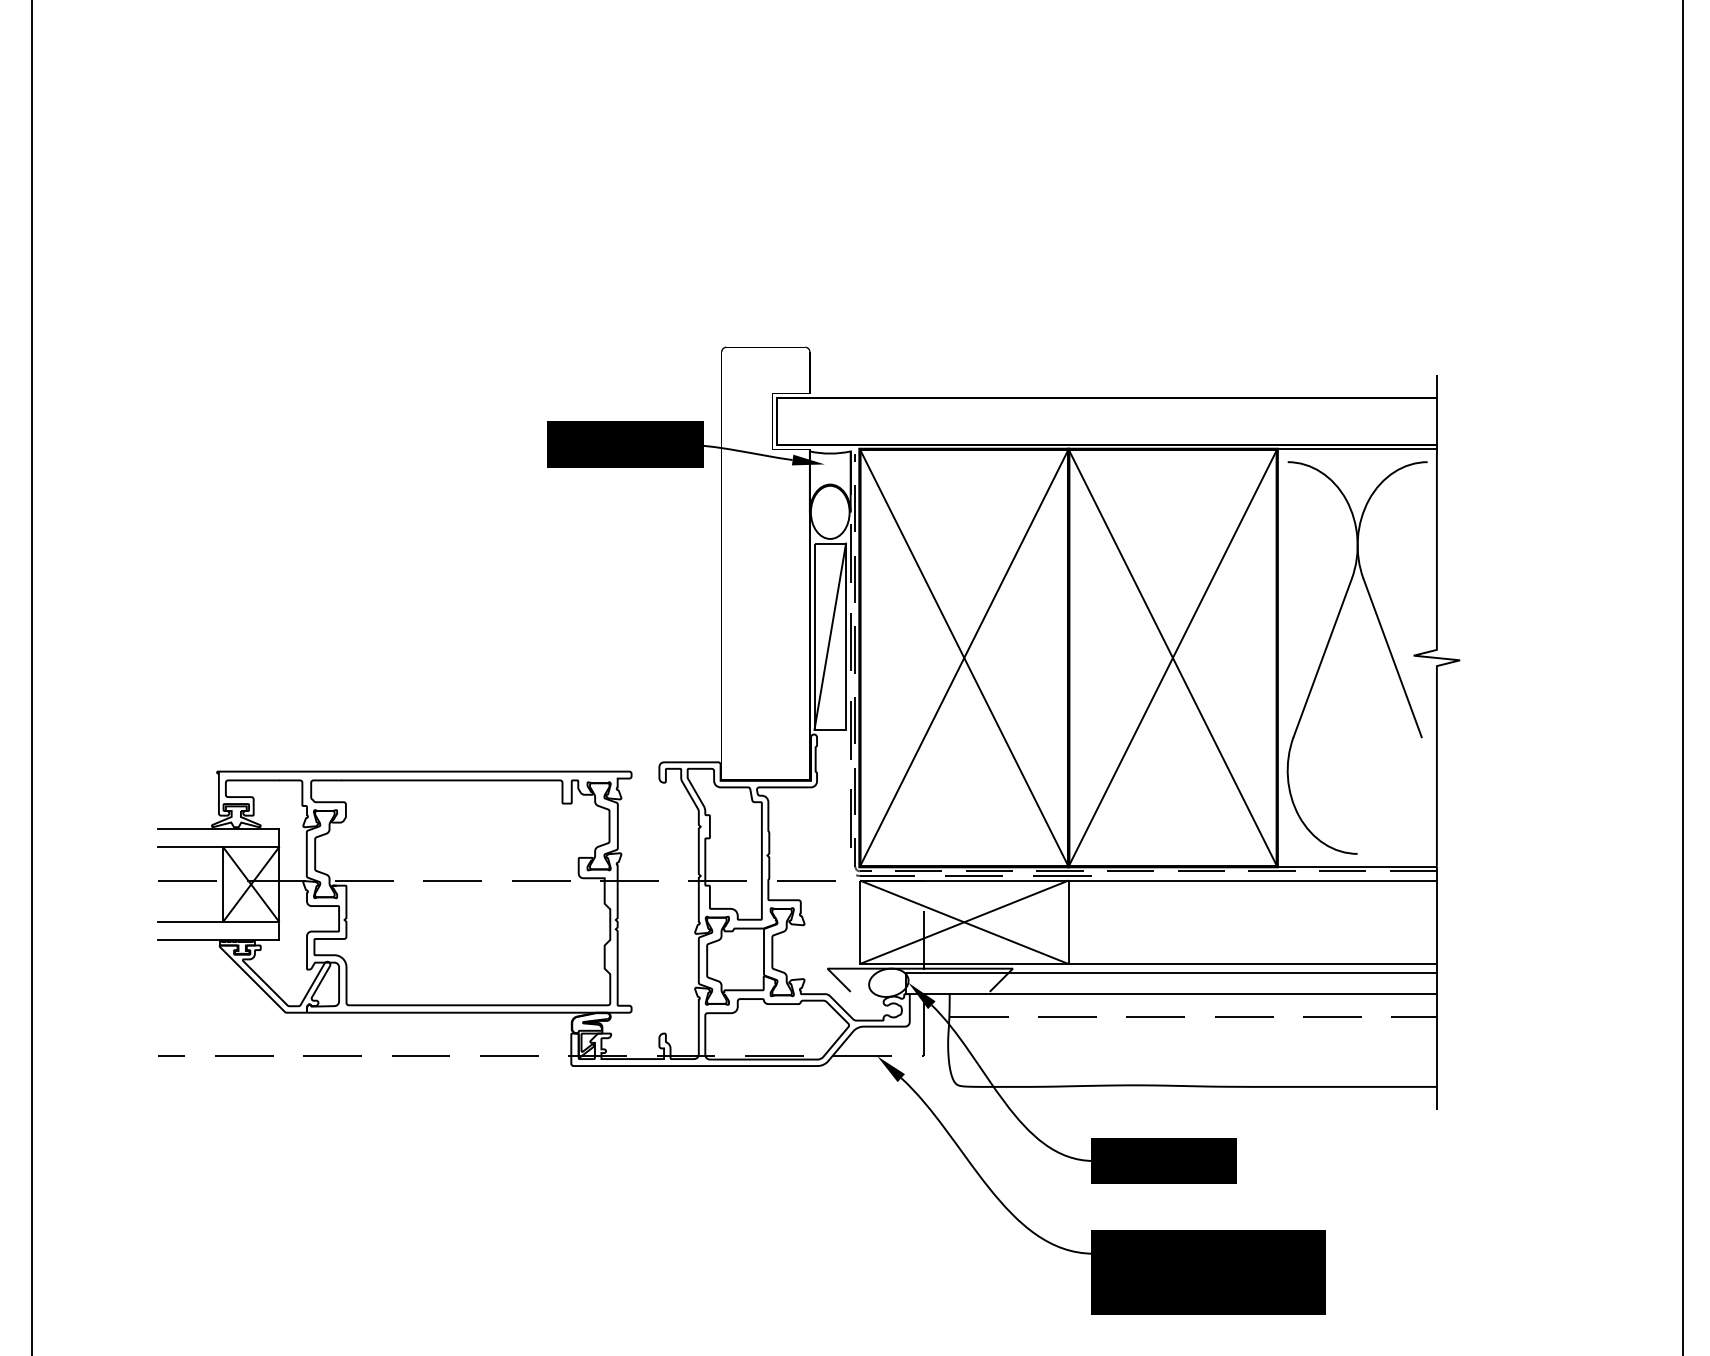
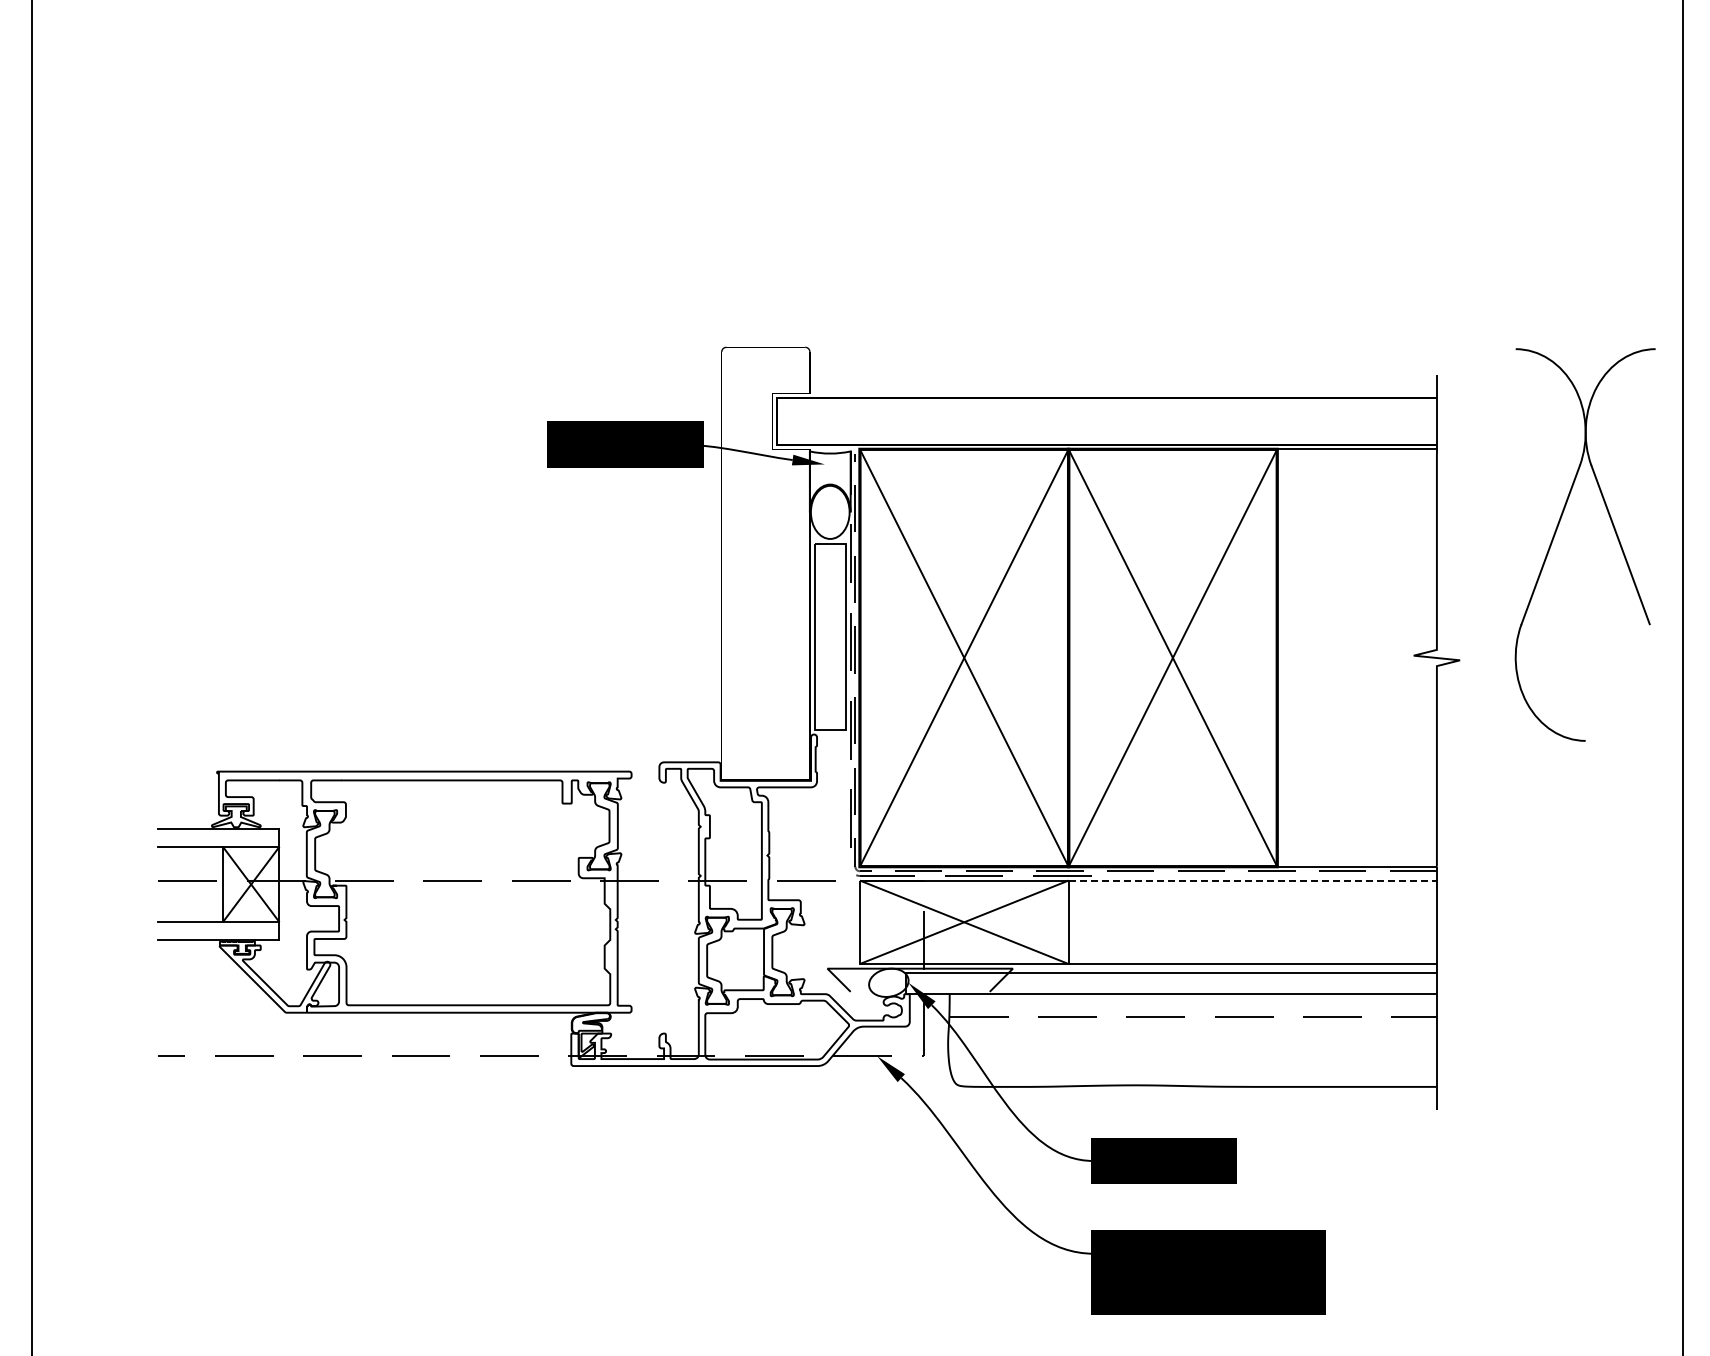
line: present -> none (830, 636)
part position: (1327, 648) -> (1555, 535) (1555, 535)
line: solid -> dashed (1253, 880)
